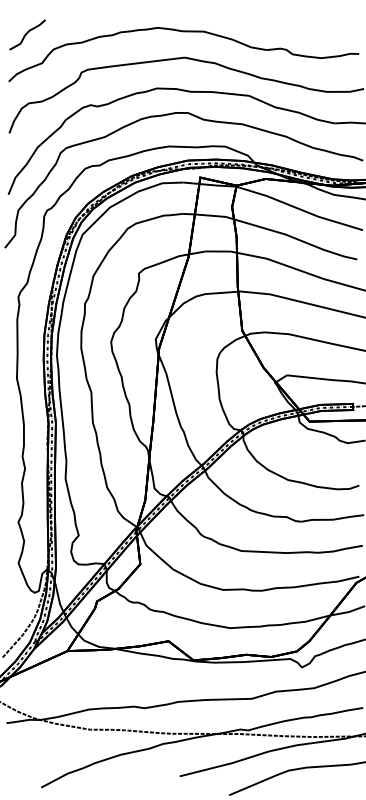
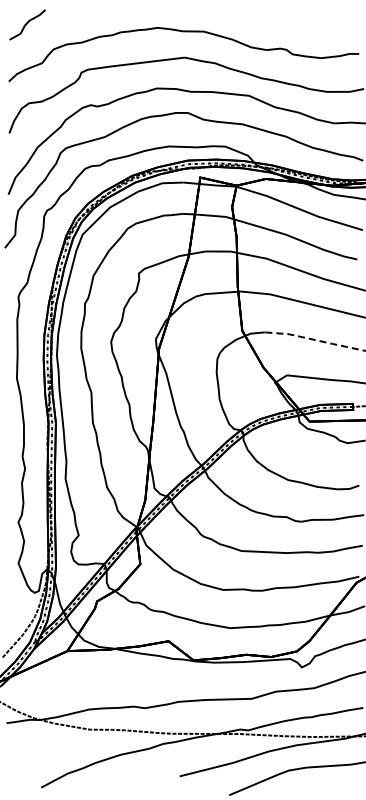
curve position: (27, 34) -> (27, 24) (27, 24)
line: solid -> dashed (315, 340)
